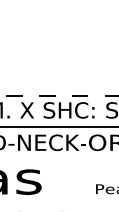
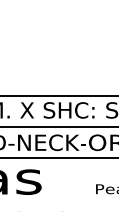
line: dashed -> solid (59, 96)
line: none -> present (58, 157)
